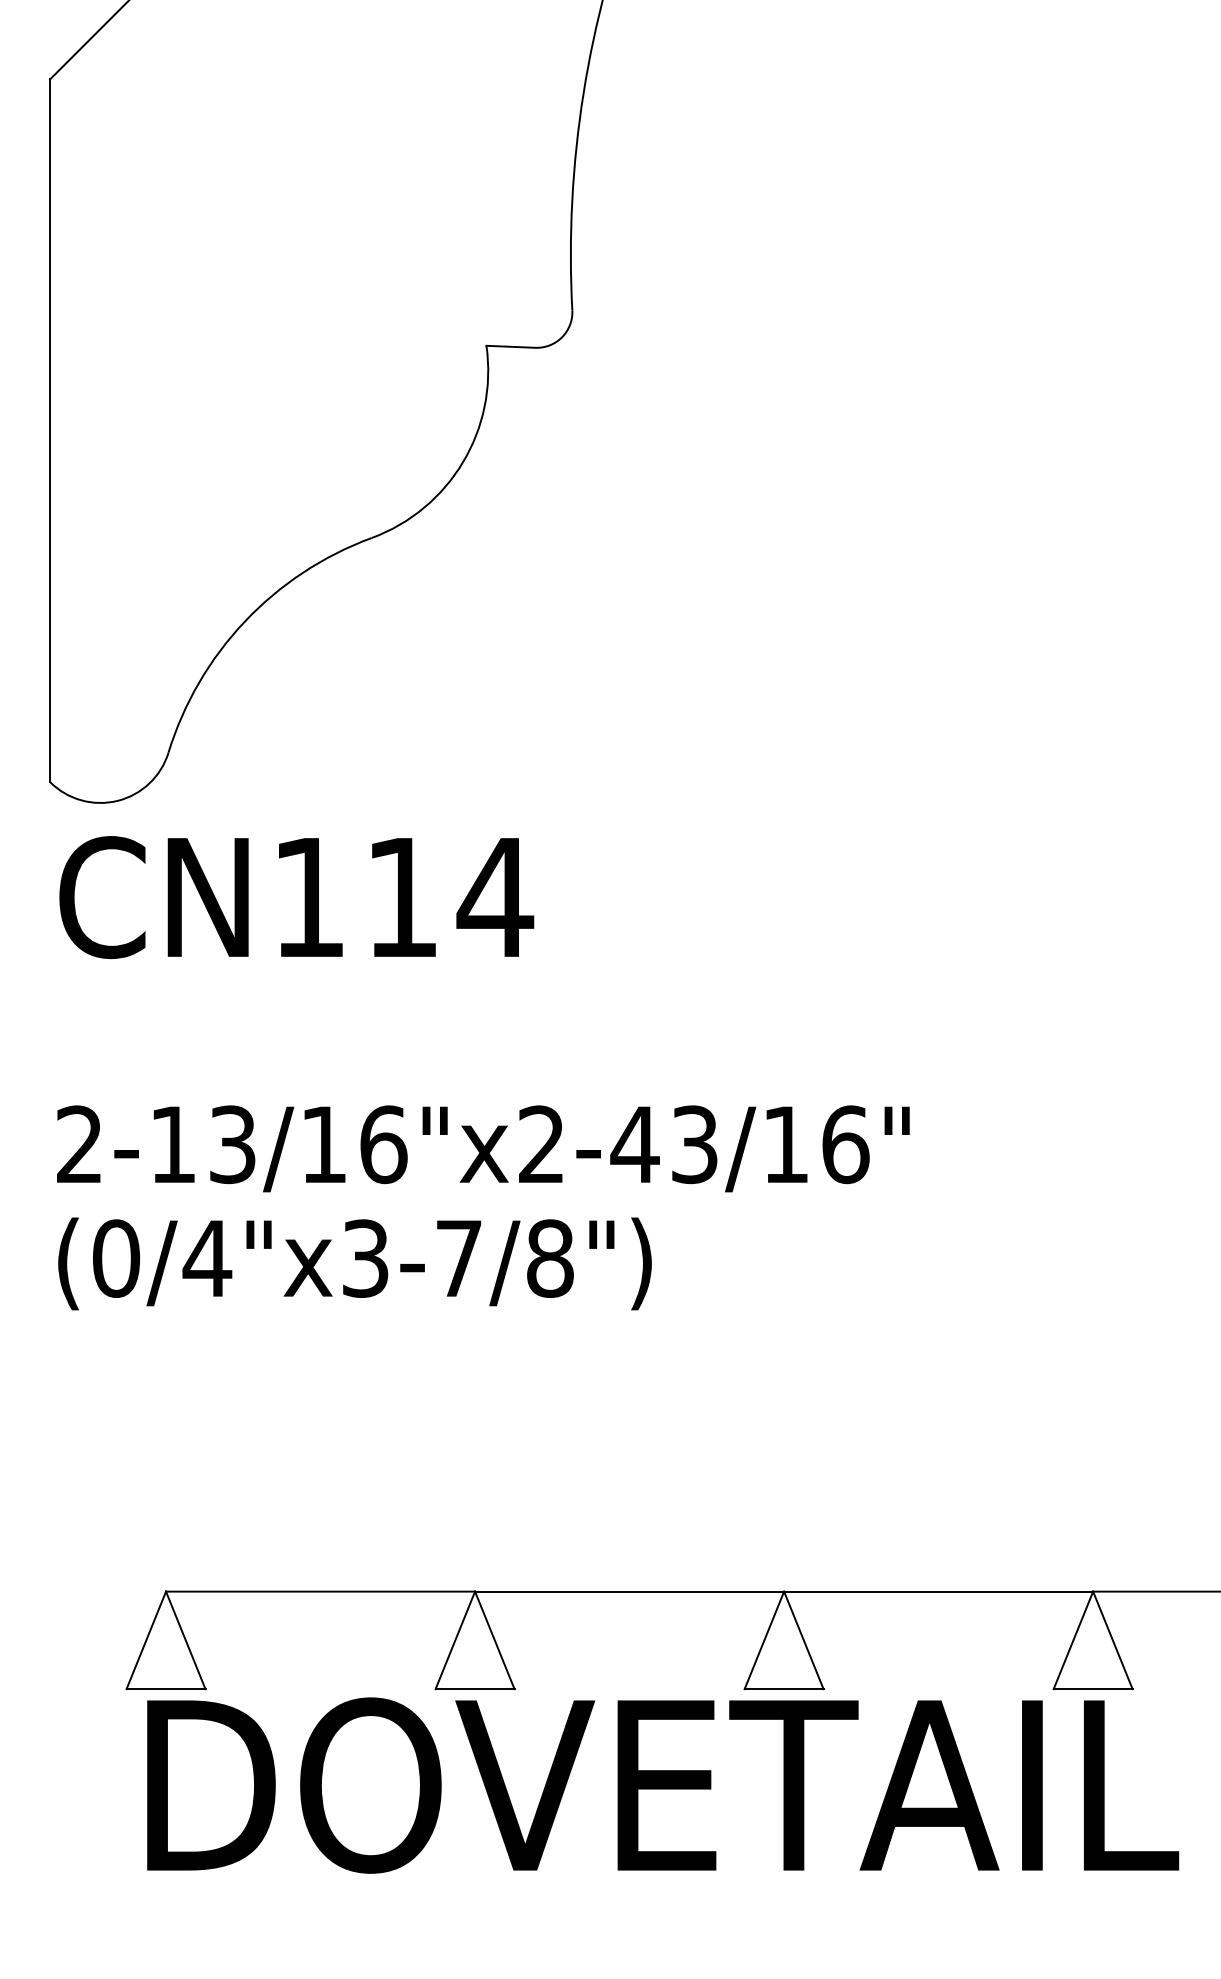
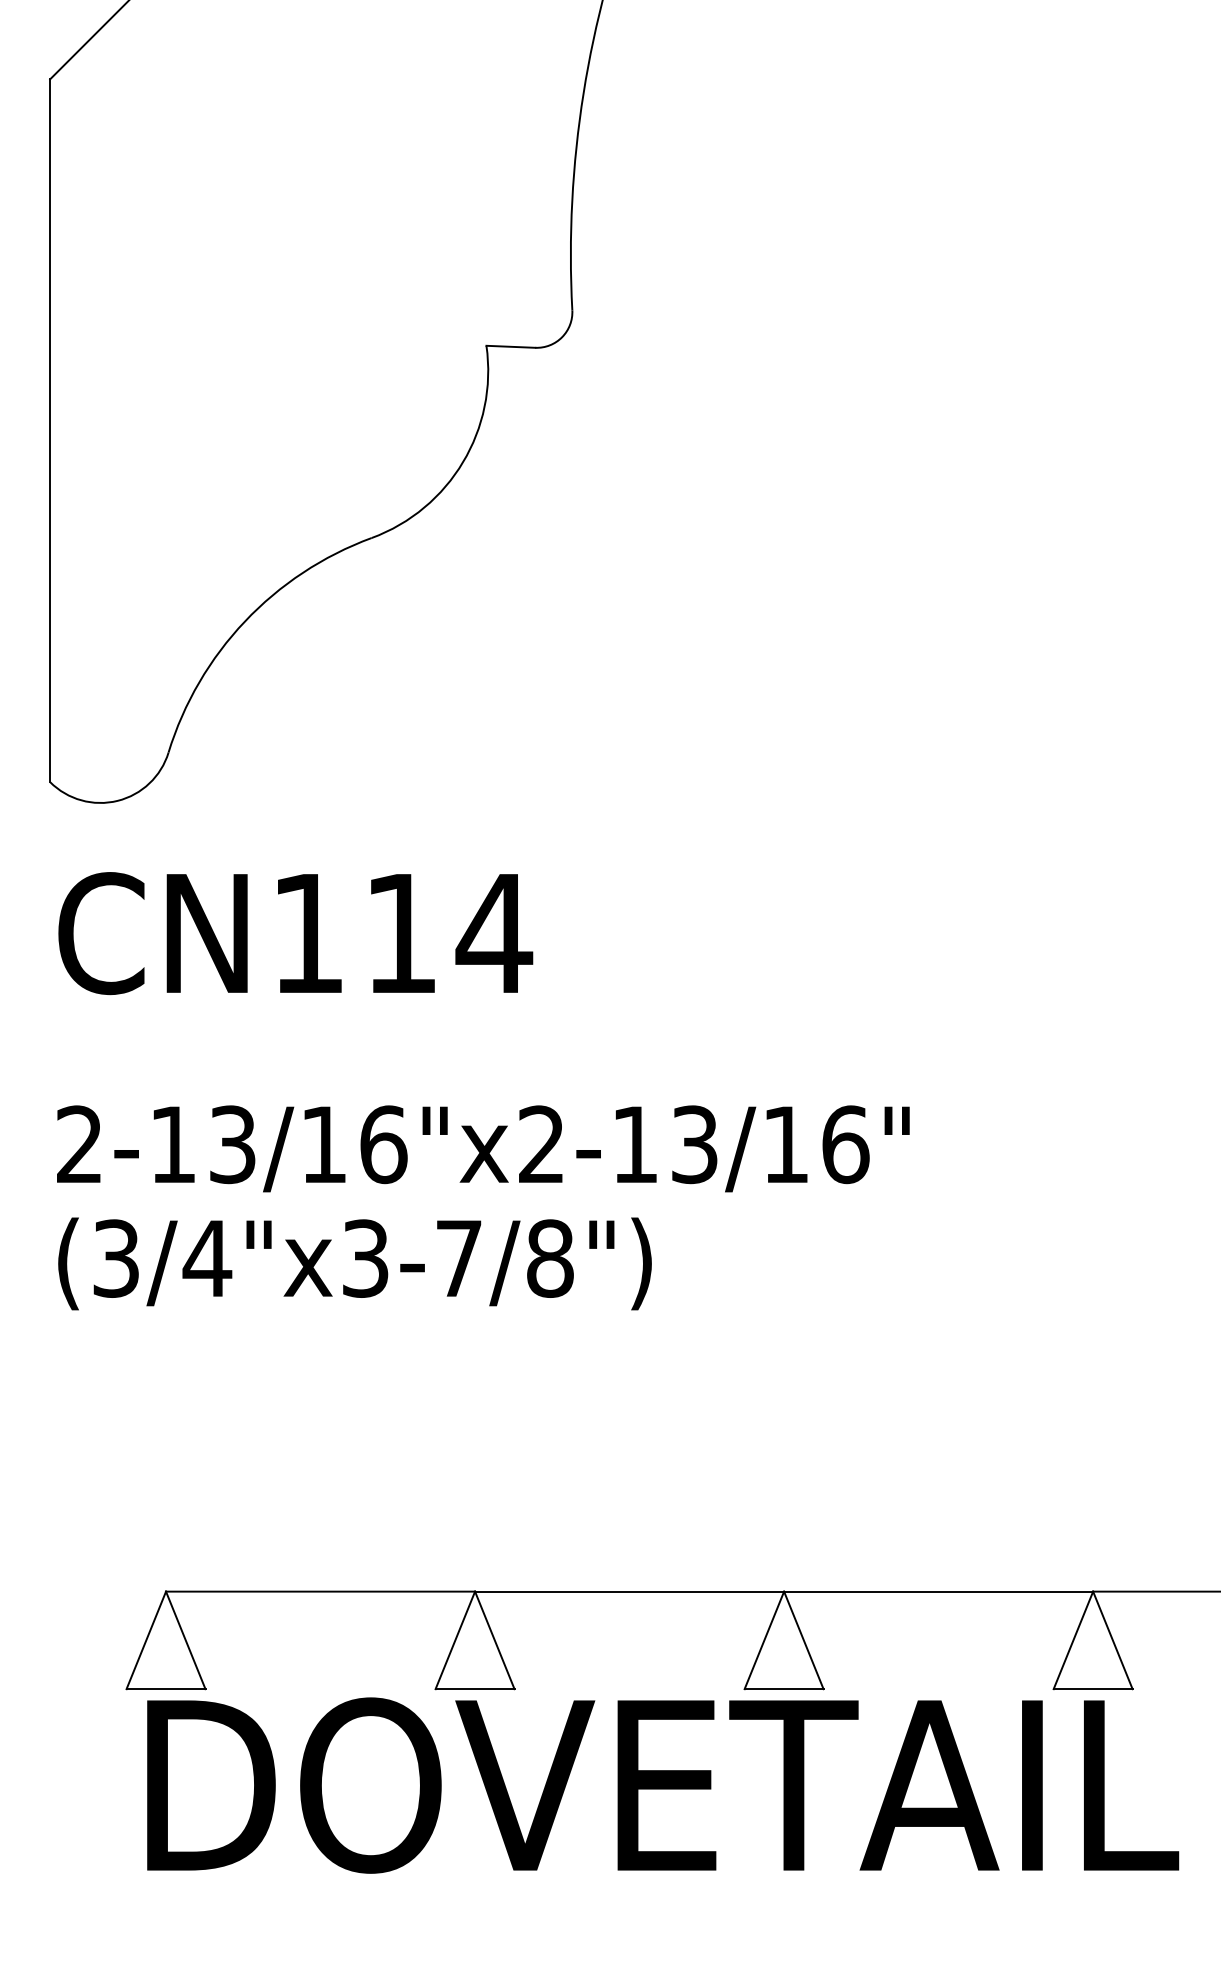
text position: (296, 897) -> (295, 933) (295, 933)
text: 2-13/16"x2-43/16" -> 2-13/16"x2-13/16" (634, 1144)
text: (0/4"x3-7/8") -> (3/4"x3-7/8") (116, 1258)
